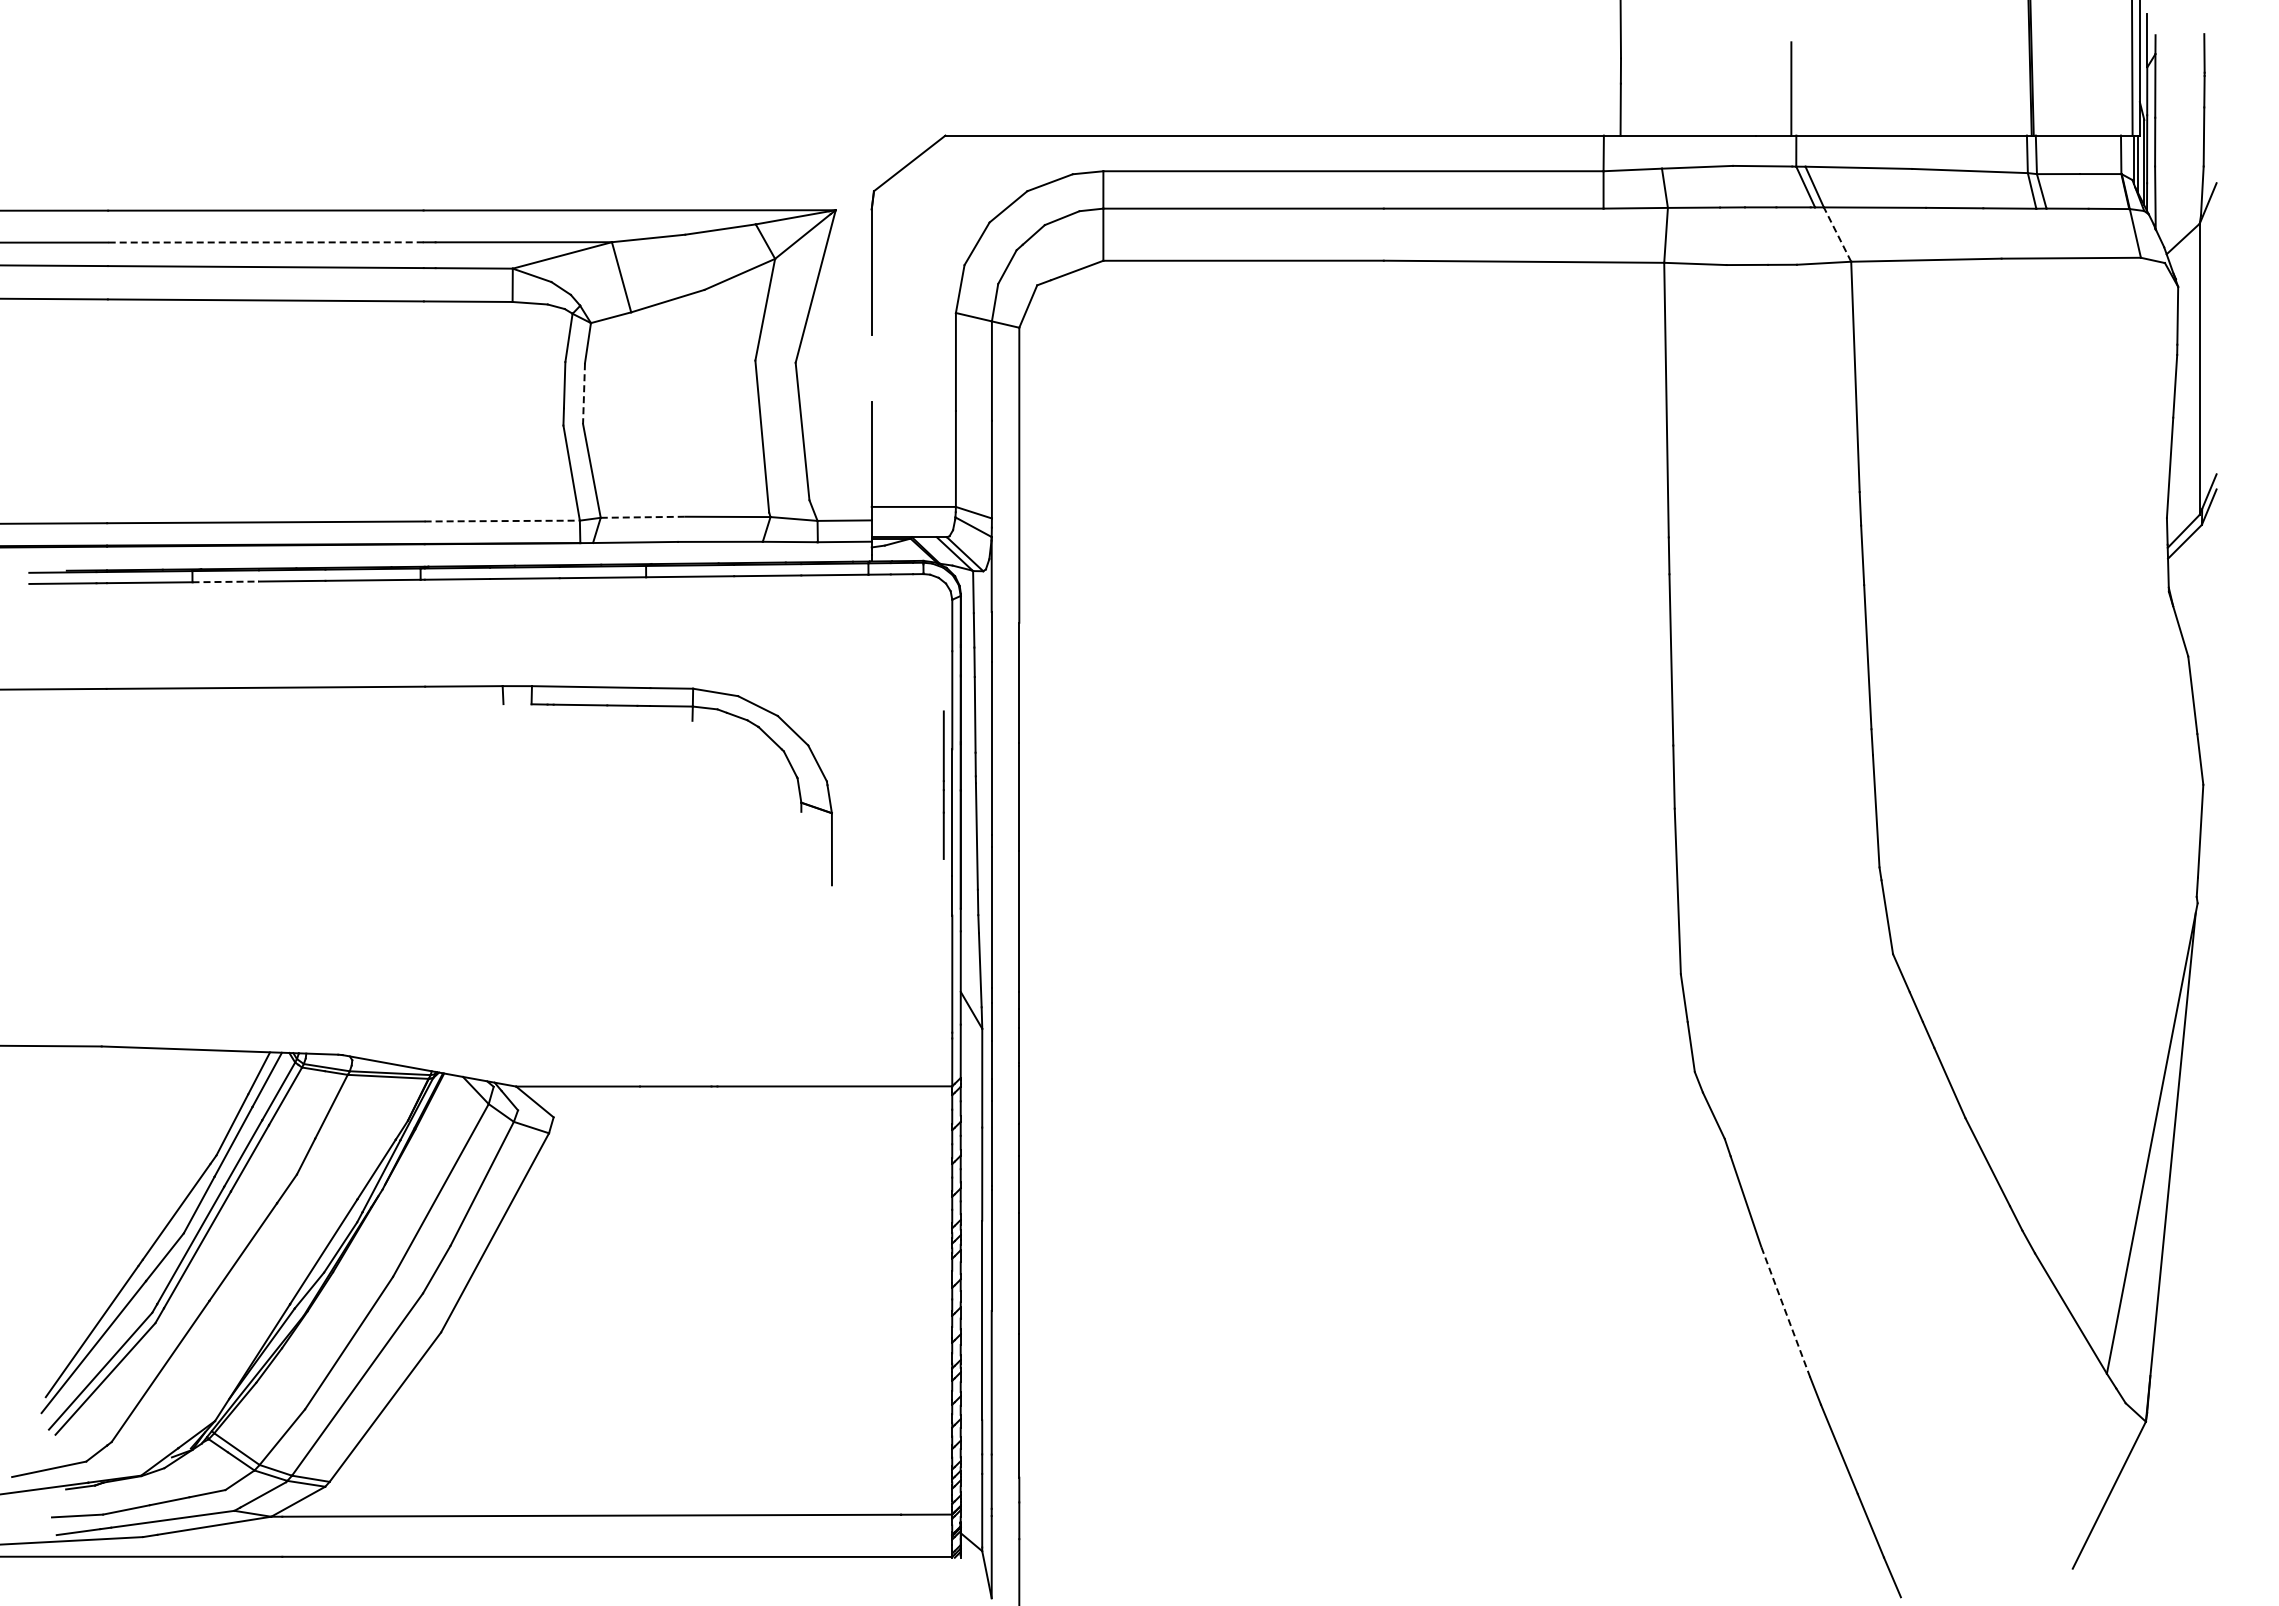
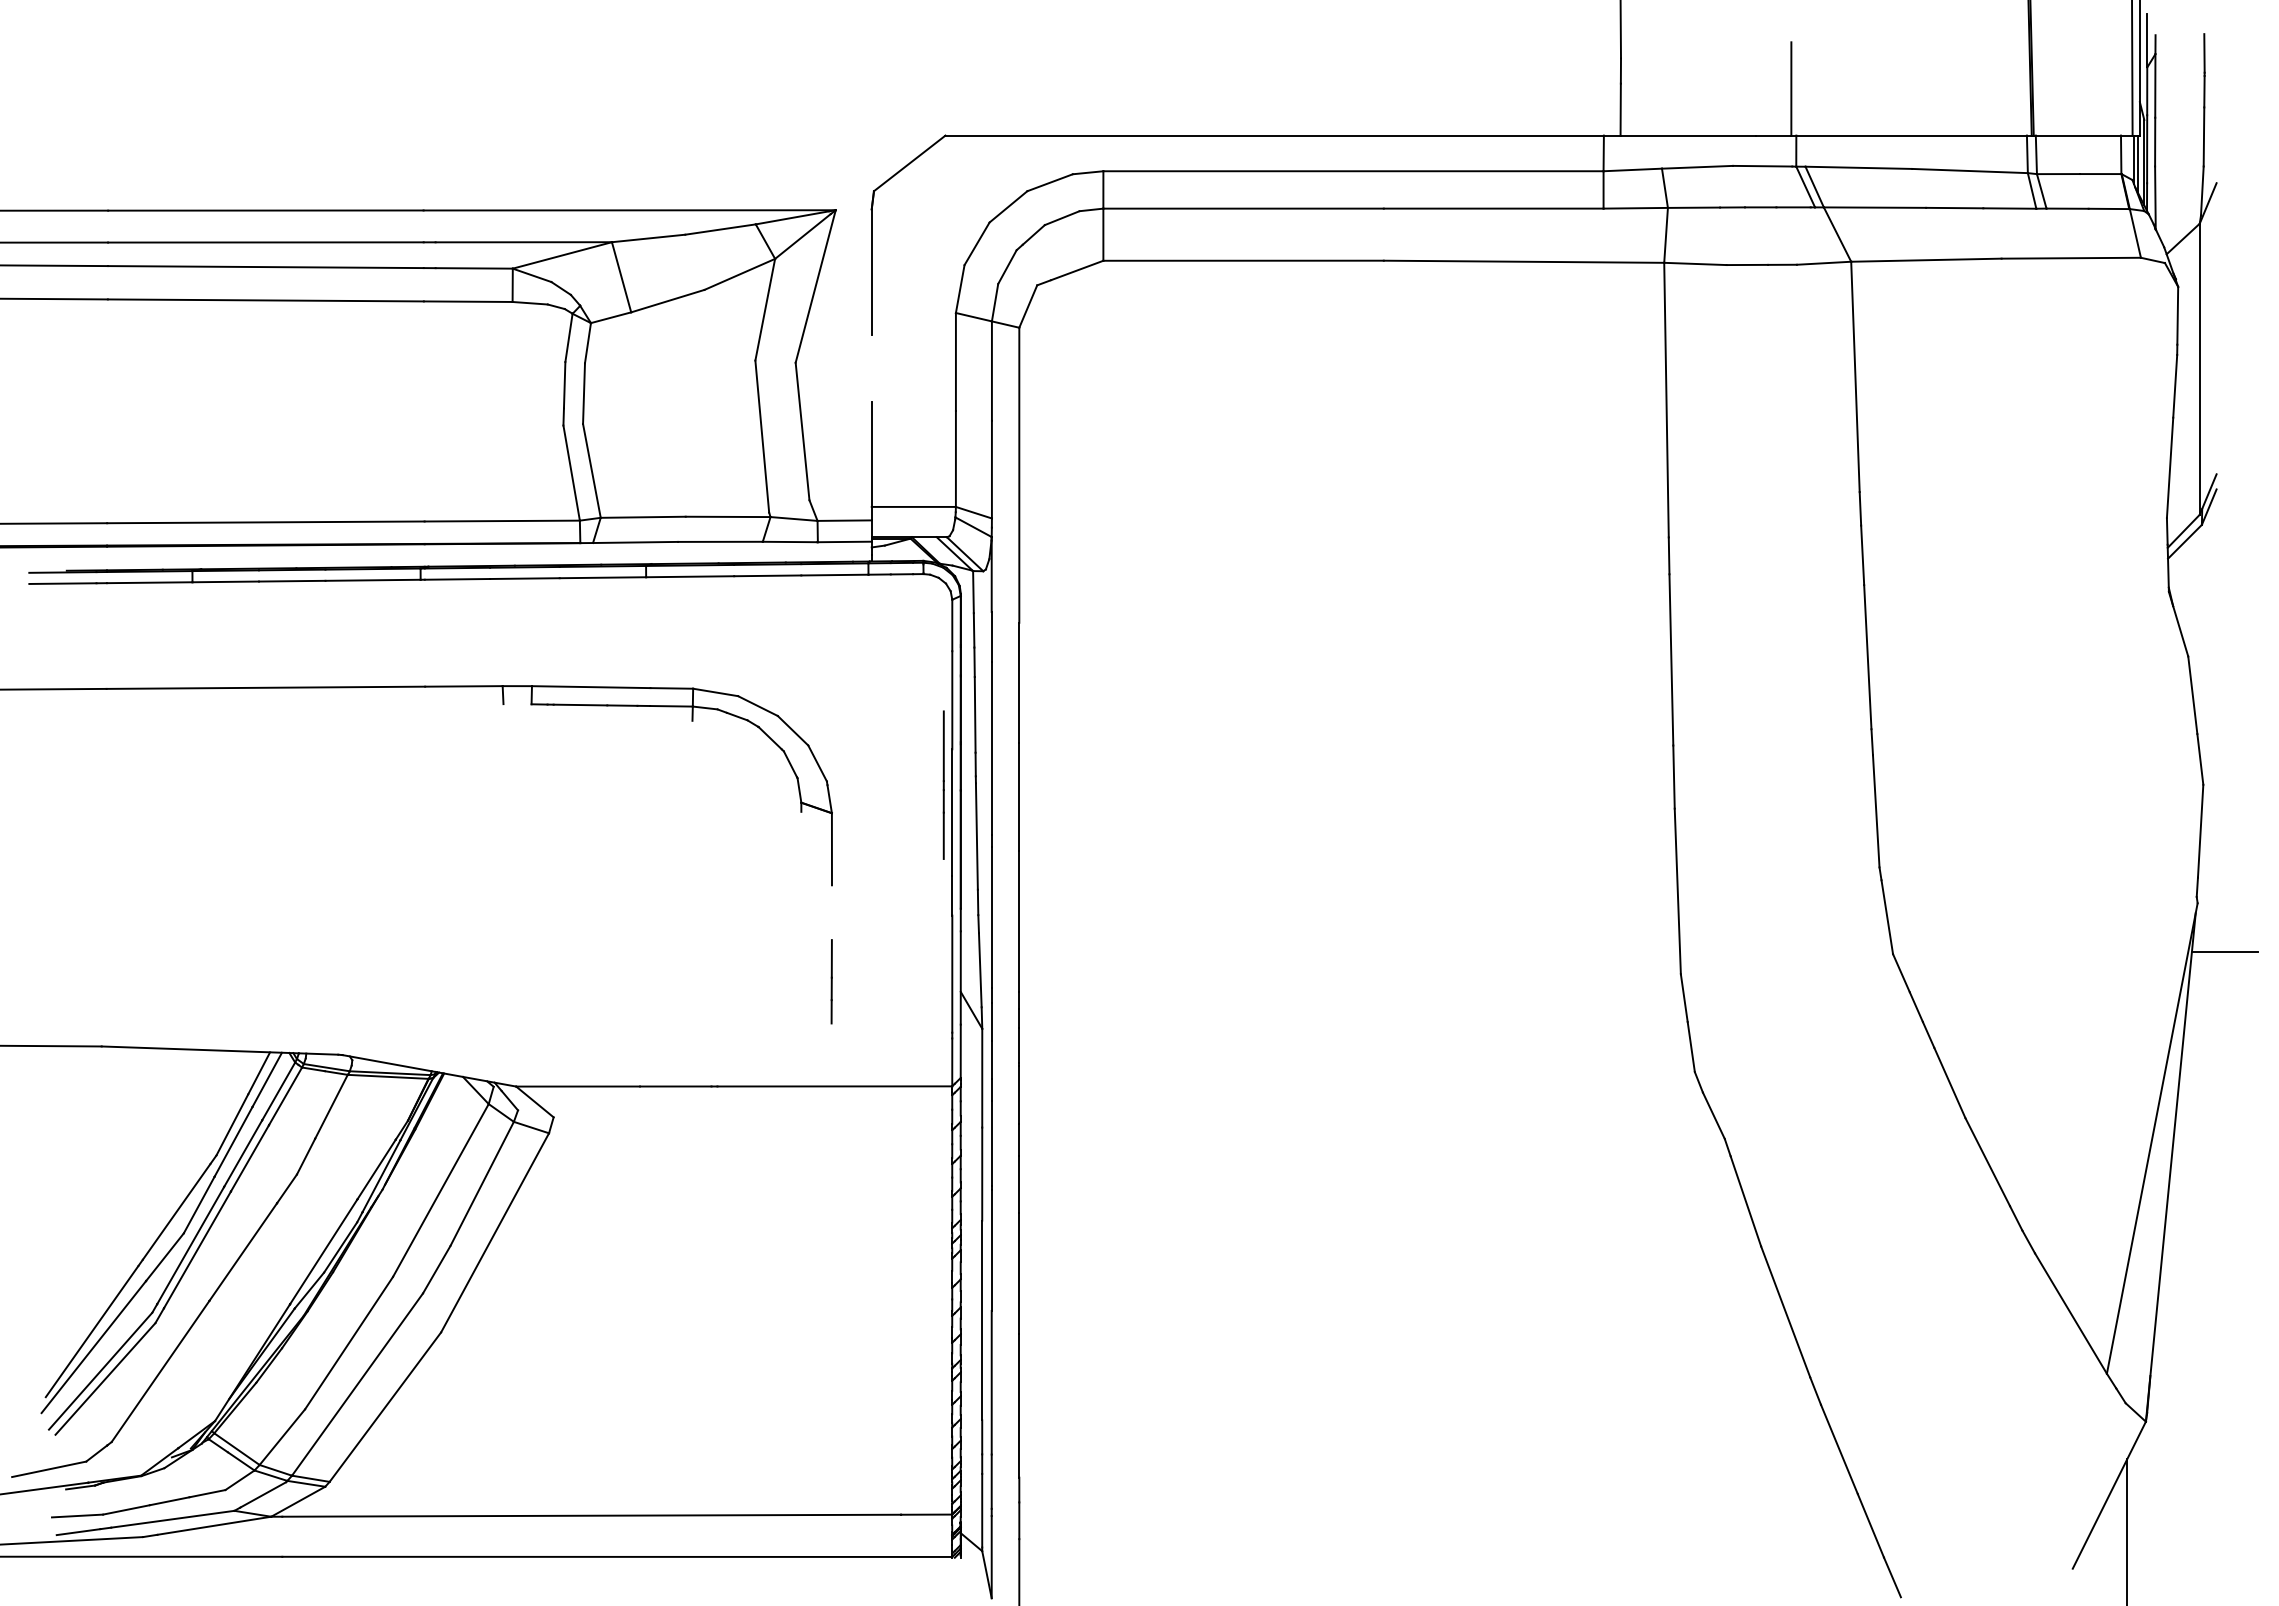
line: dashed -> solid (1837, 234)
line: dashed -> solid (265, 242)
line: dashed -> solid (584, 394)
line: dashed -> solid (643, 517)
line: dashed -> solid (502, 521)
line: dashed -> solid (226, 581)
line: none -> present (2224, 952)
line: none -> present (831, 981)
line: dashed -> solid (1785, 1311)
line: none -> present (2127, 1530)
